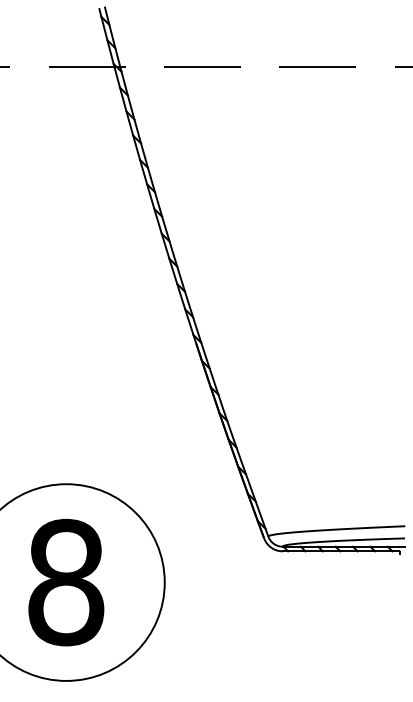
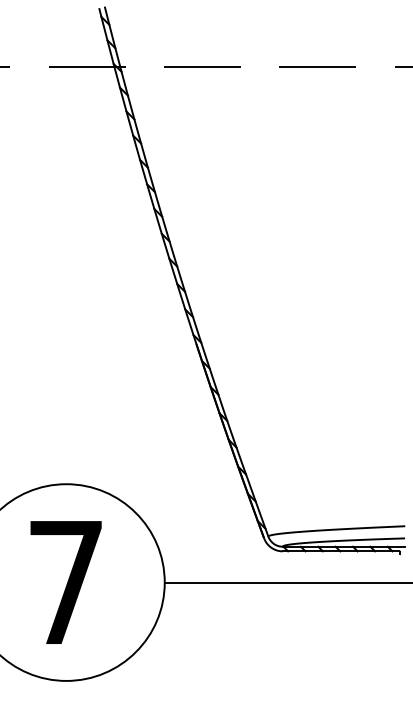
text: 8 -> 7 (66, 582)
line: none -> present (286, 582)
